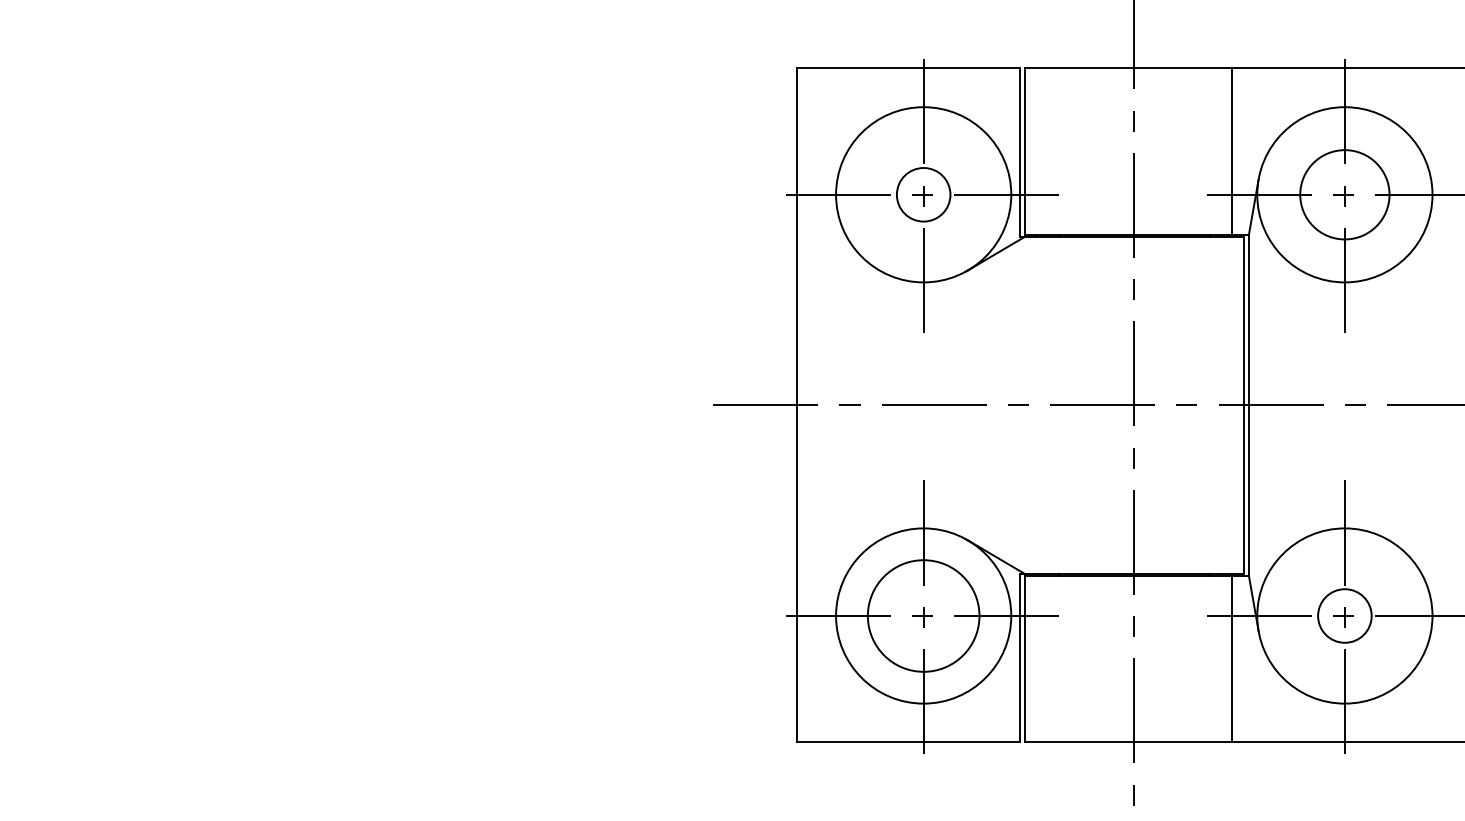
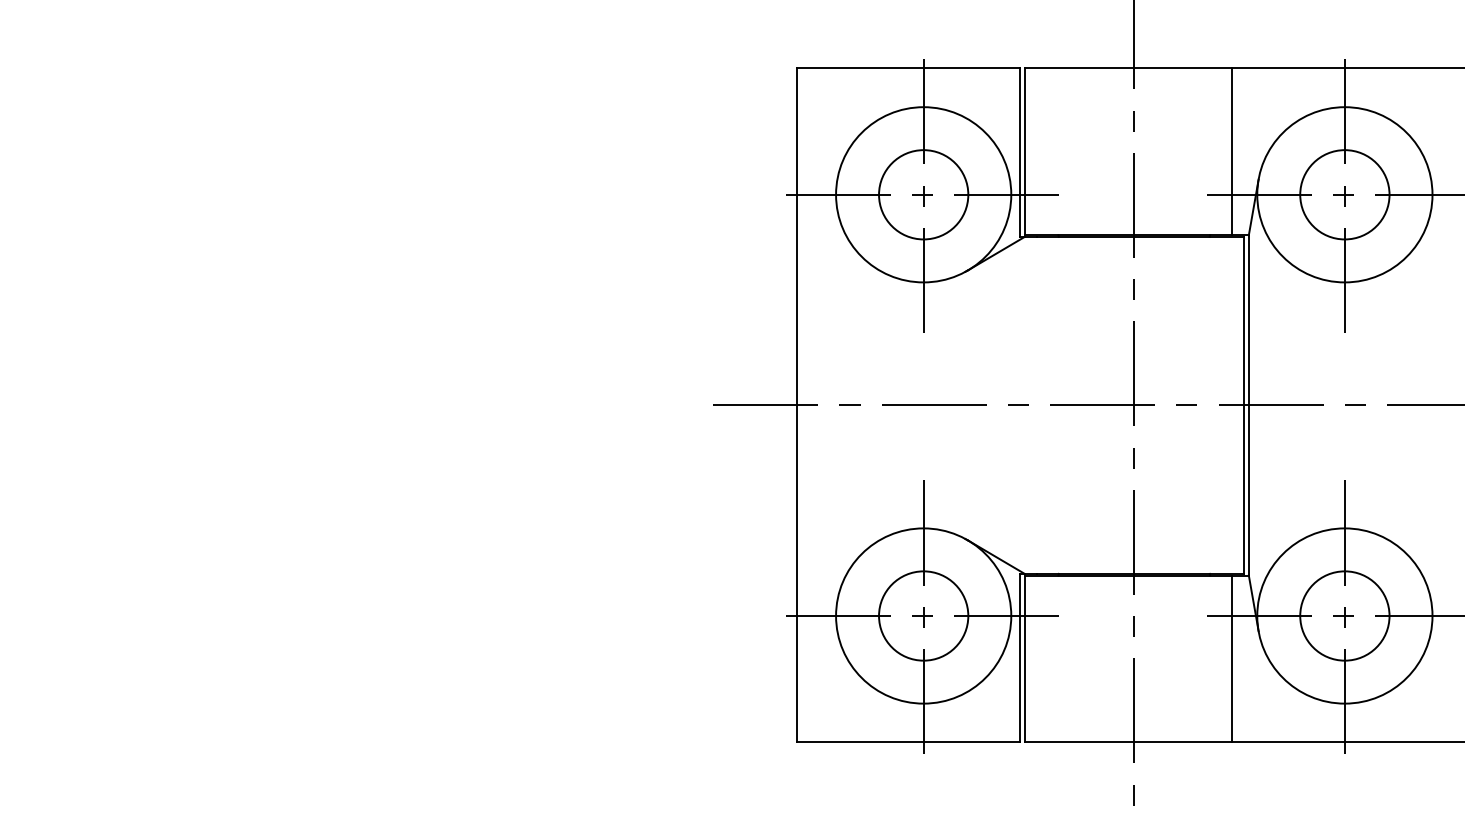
circle diameter: 54 px -> 89 px (923, 194)
circle diameter: 112 px -> 89 px (923, 615)
circle diameter: 54 px -> 89 px (1344, 615)
